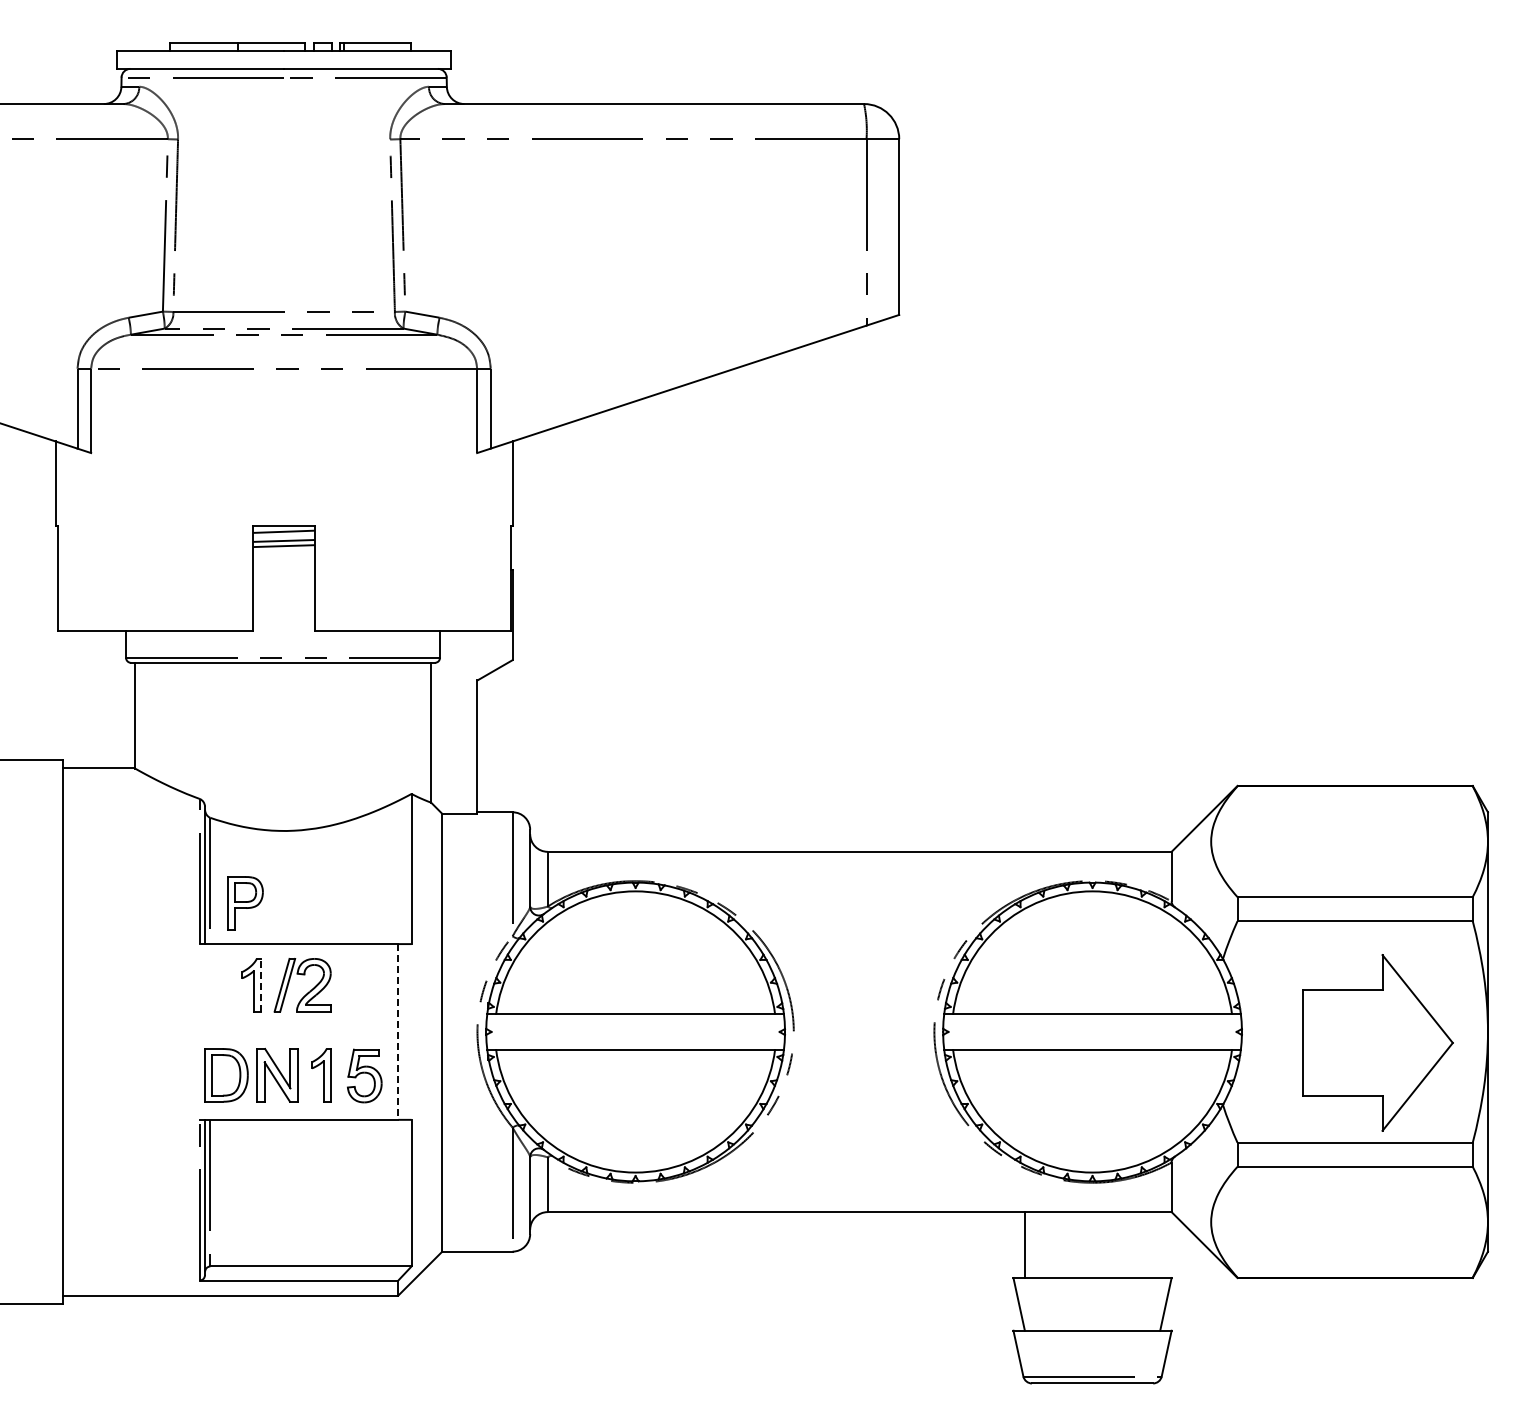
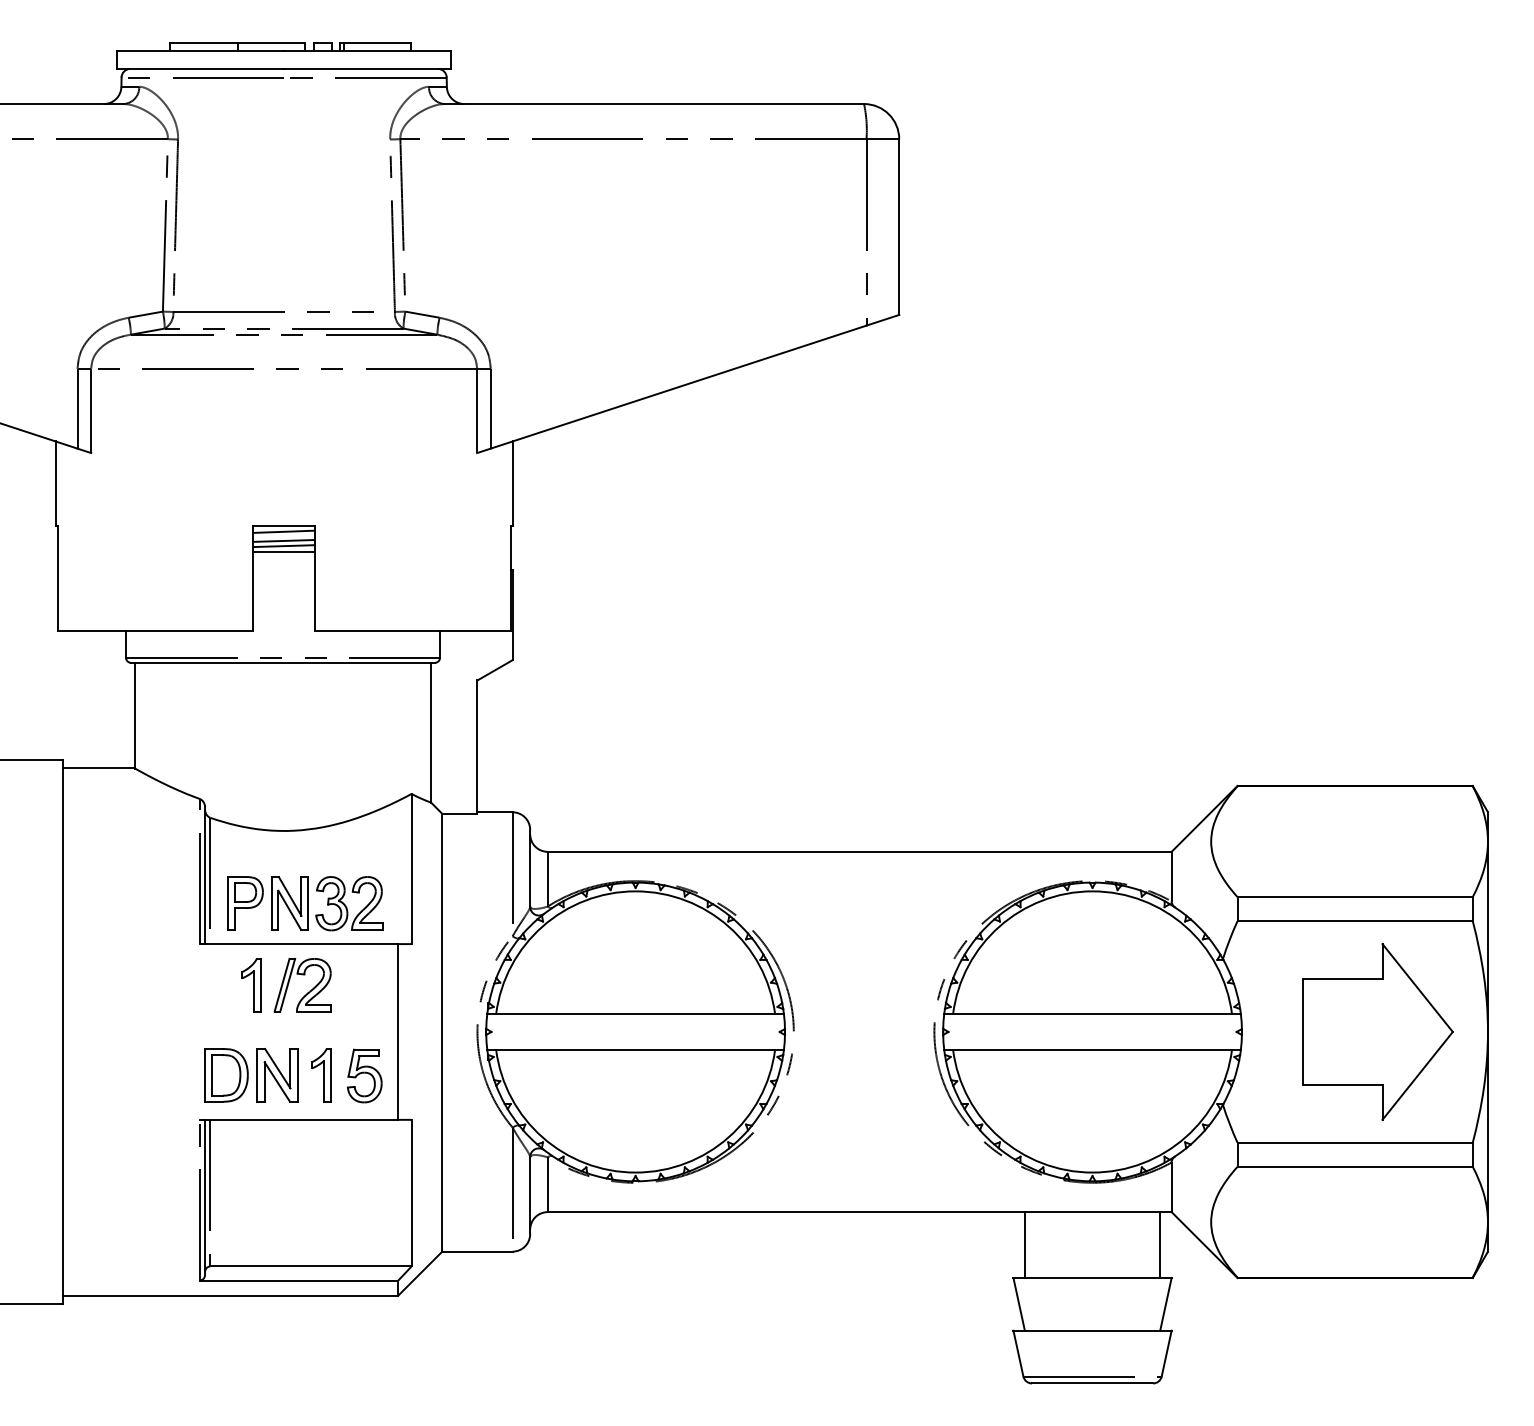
line: none -> present (283, 552)
part: none -> present (327, 903)
line: dashed -> solid (261, 984)
line: dashed -> solid (398, 1031)
part position: (1377, 1042) -> (1377, 1031) (1377, 1031)
line: none -> present (1160, 1245)
